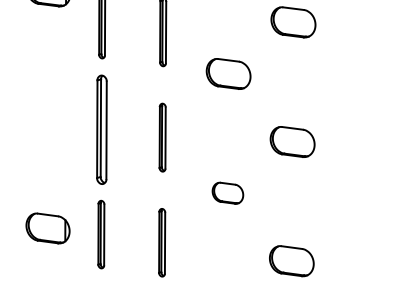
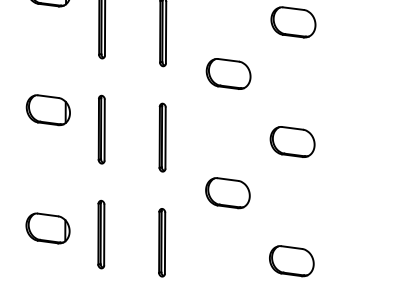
part: none -> present (47, 110)
part size: 12x111 px -> 9x71 px (101, 129)
part size: 34x24 px -> 46x33 px (227, 193)
